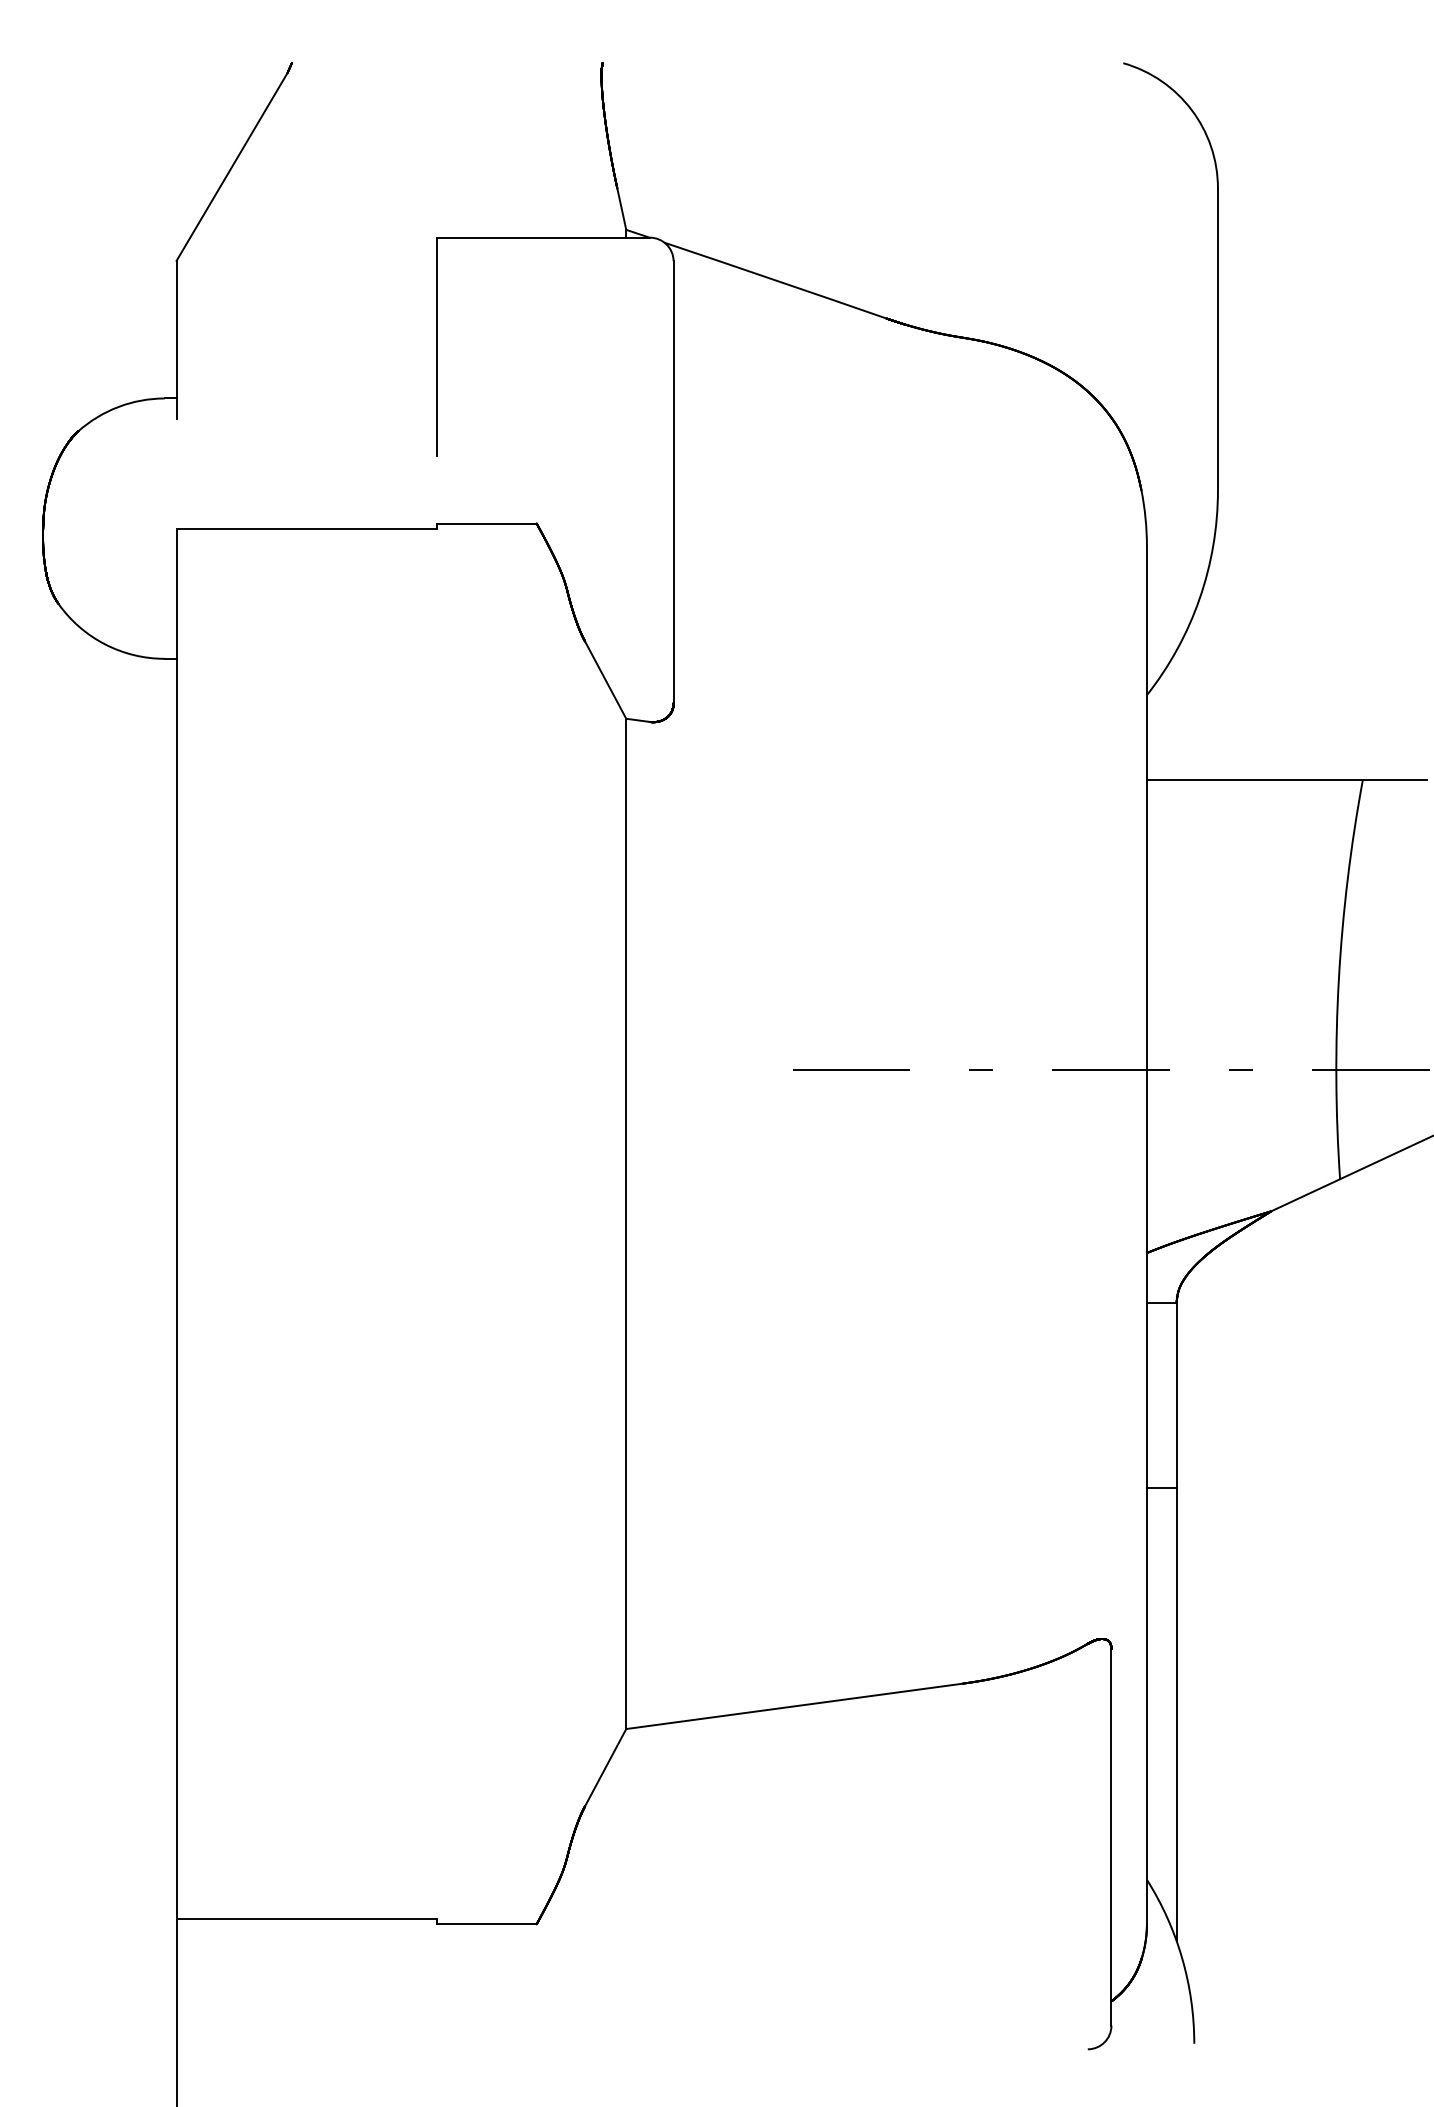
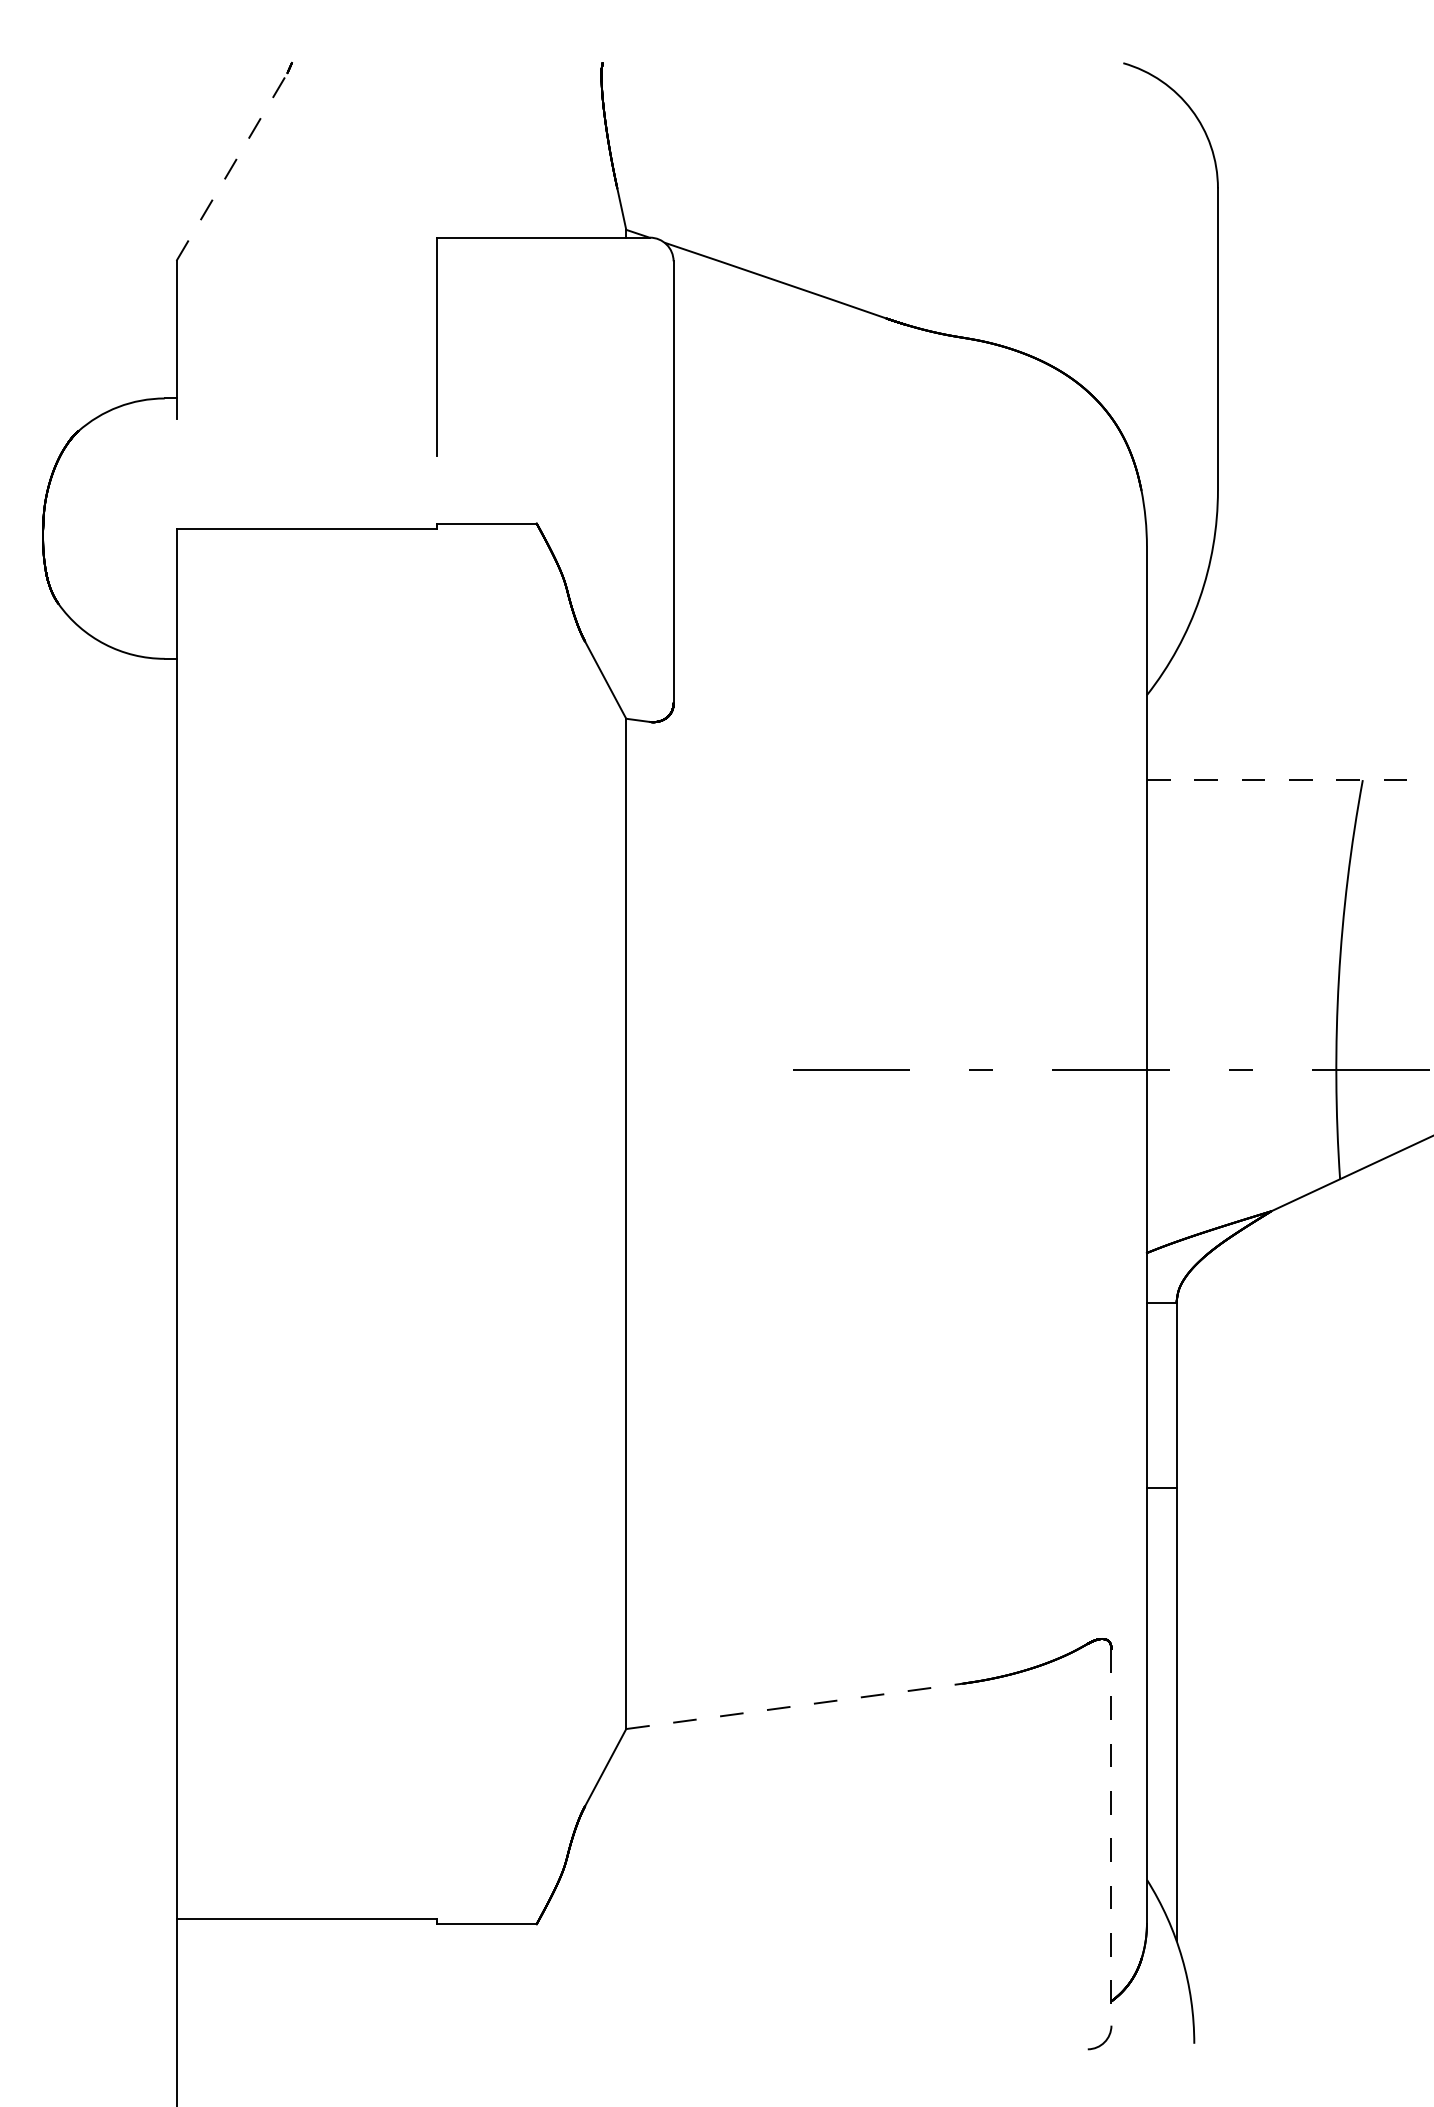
line: solid -> dashed (232, 166)
line: solid -> dashed (1287, 780)
line: solid -> dashed (794, 1706)
line: solid -> dashed (1111, 1837)
